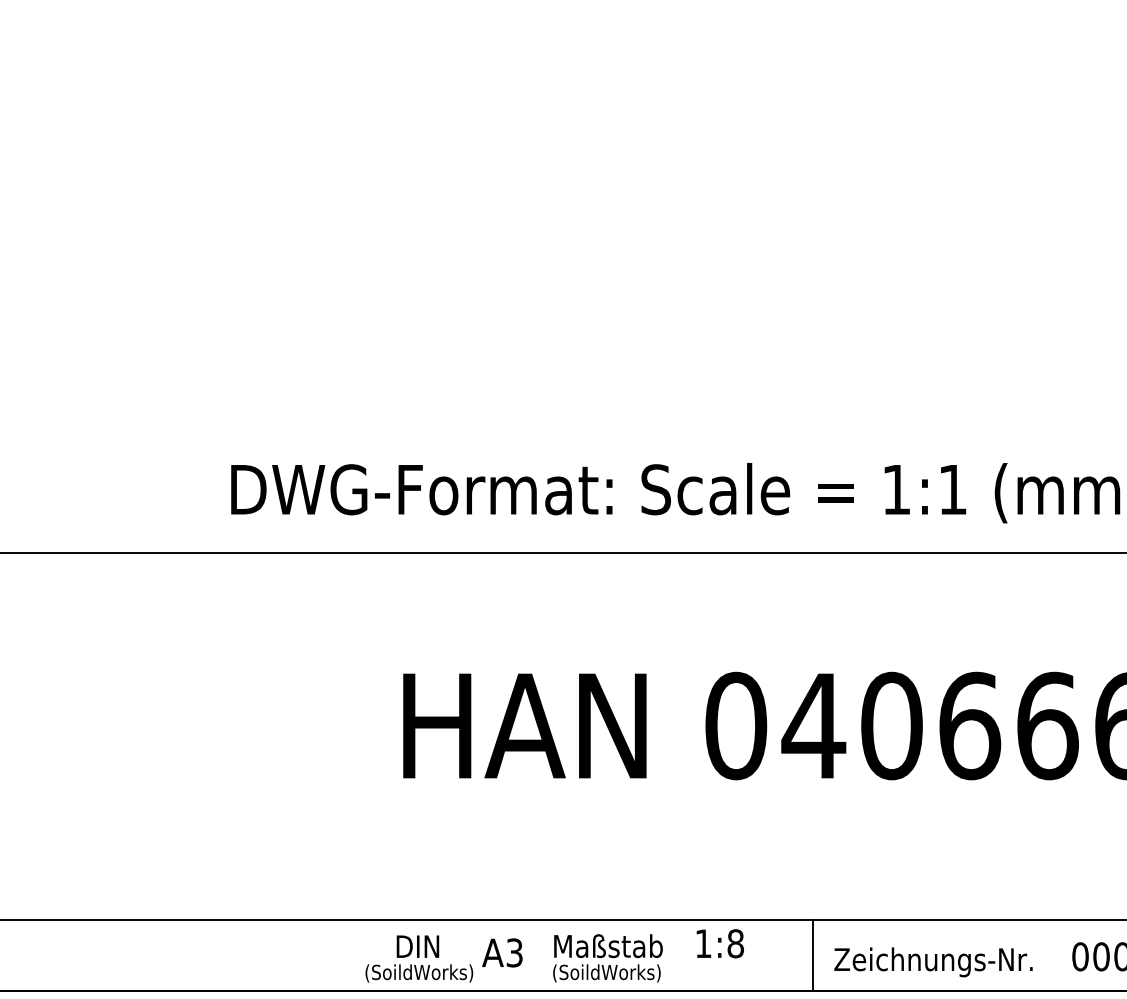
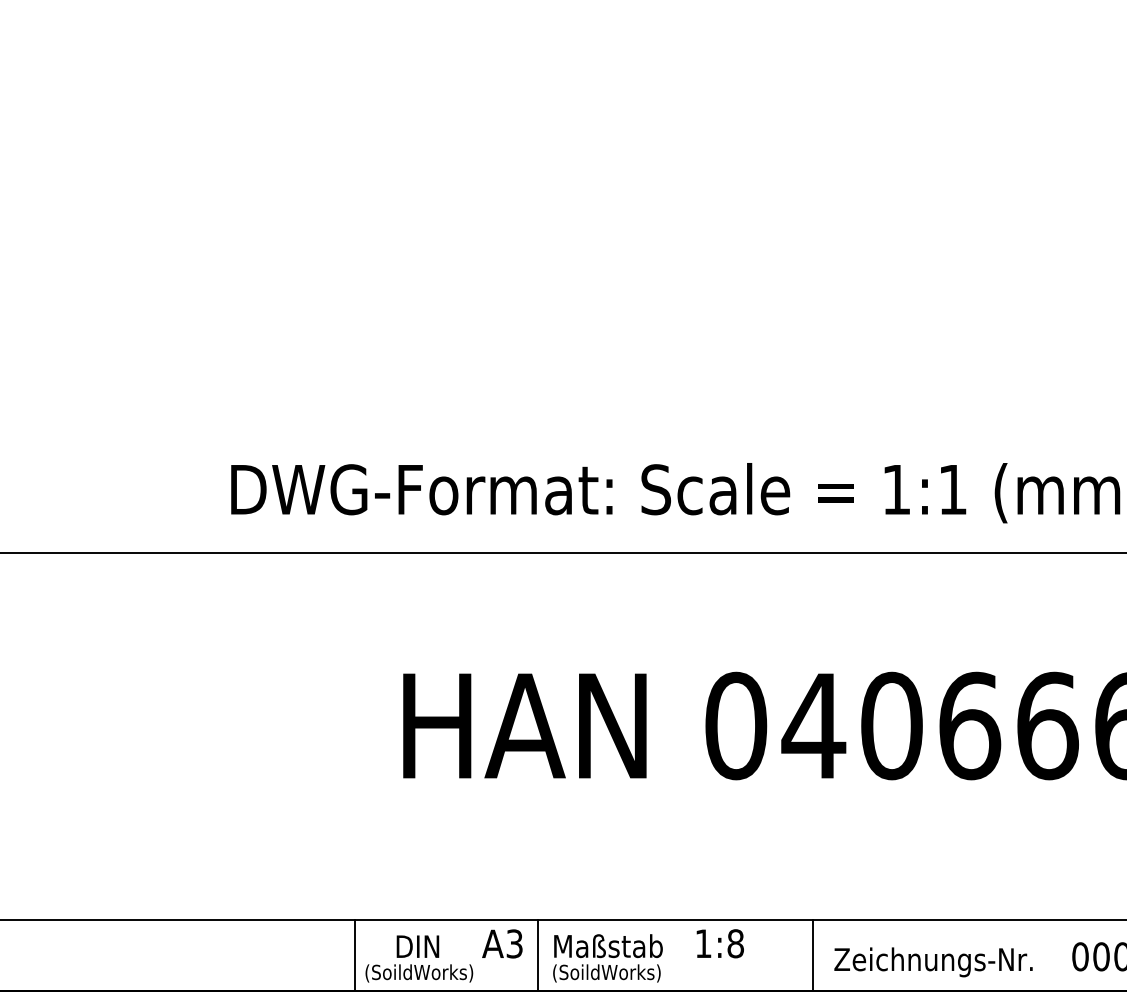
text position: (502, 952) -> (502, 943) (502, 943)
line: none -> present (355, 955)
line: none -> present (537, 955)
